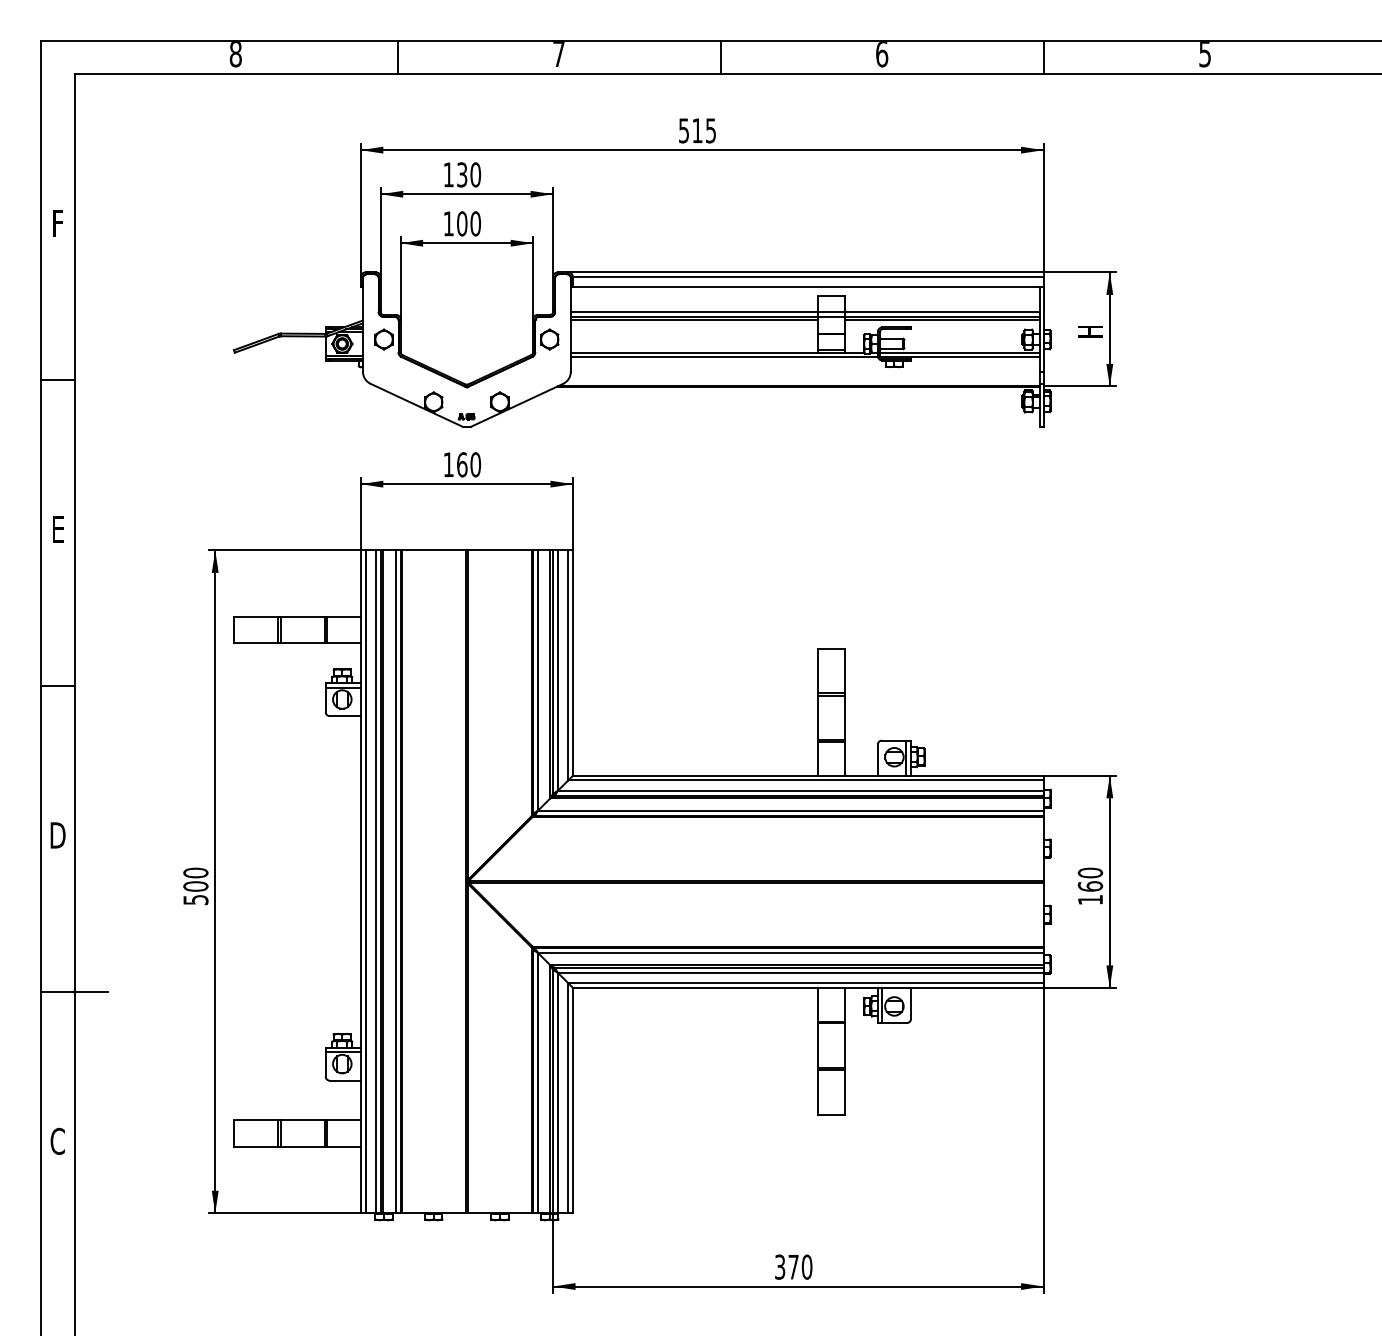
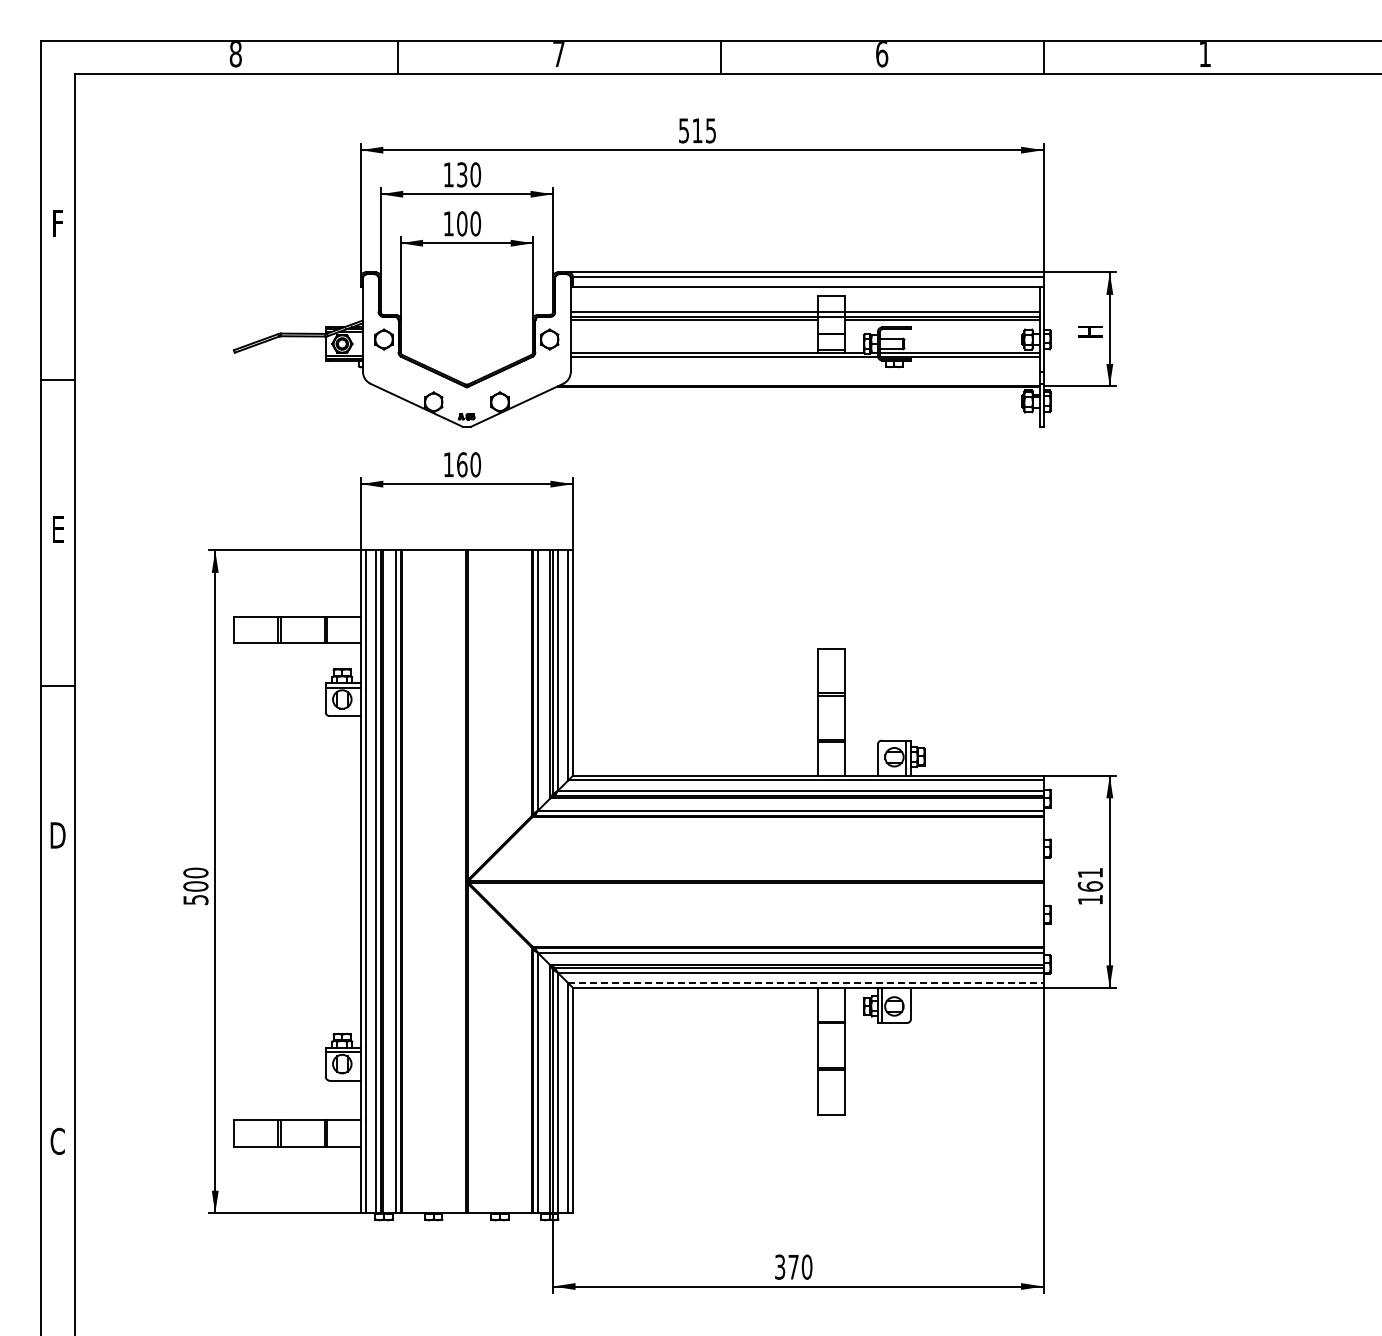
text: 5 -> 1 (1204, 54)
text: 160 -> 161 (1090, 872)
line: solid -> dashed (805, 983)
line: present -> none (74, 992)
